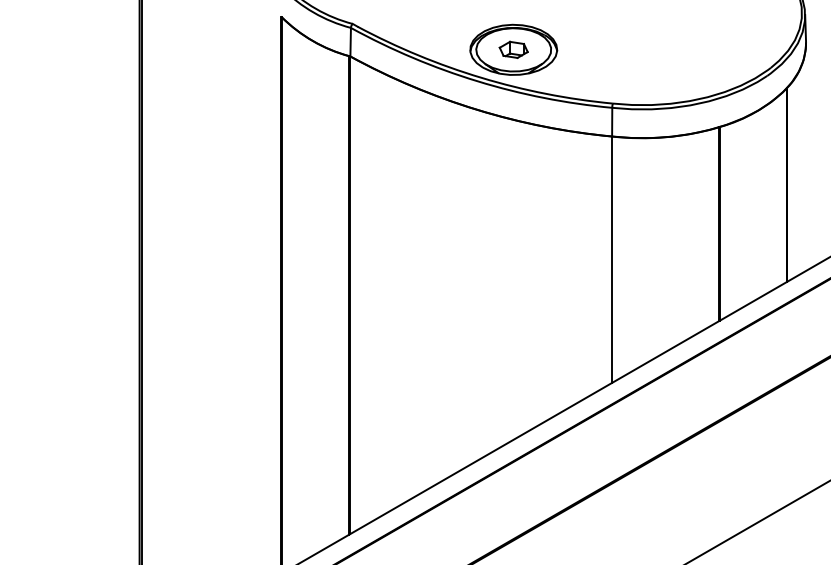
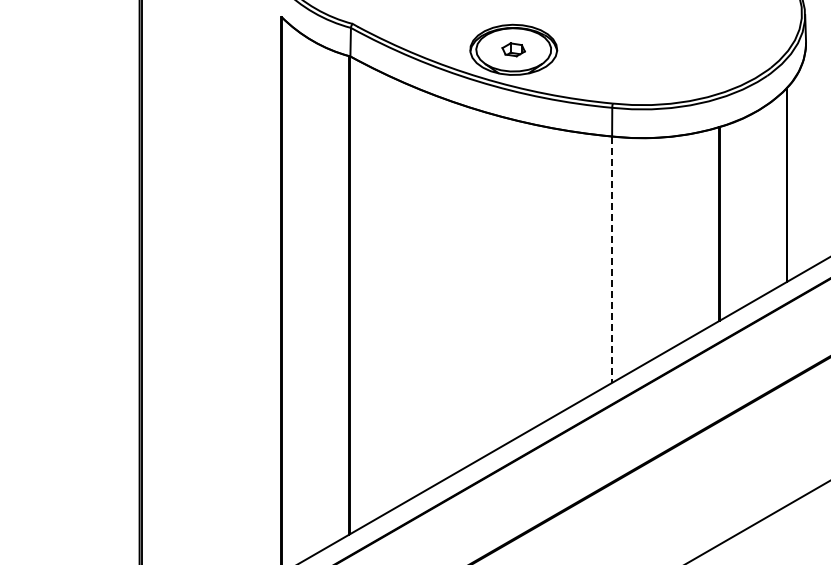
part size: 31x19 px -> 25x16 px (513, 49)
line: solid -> dashed (612, 260)
